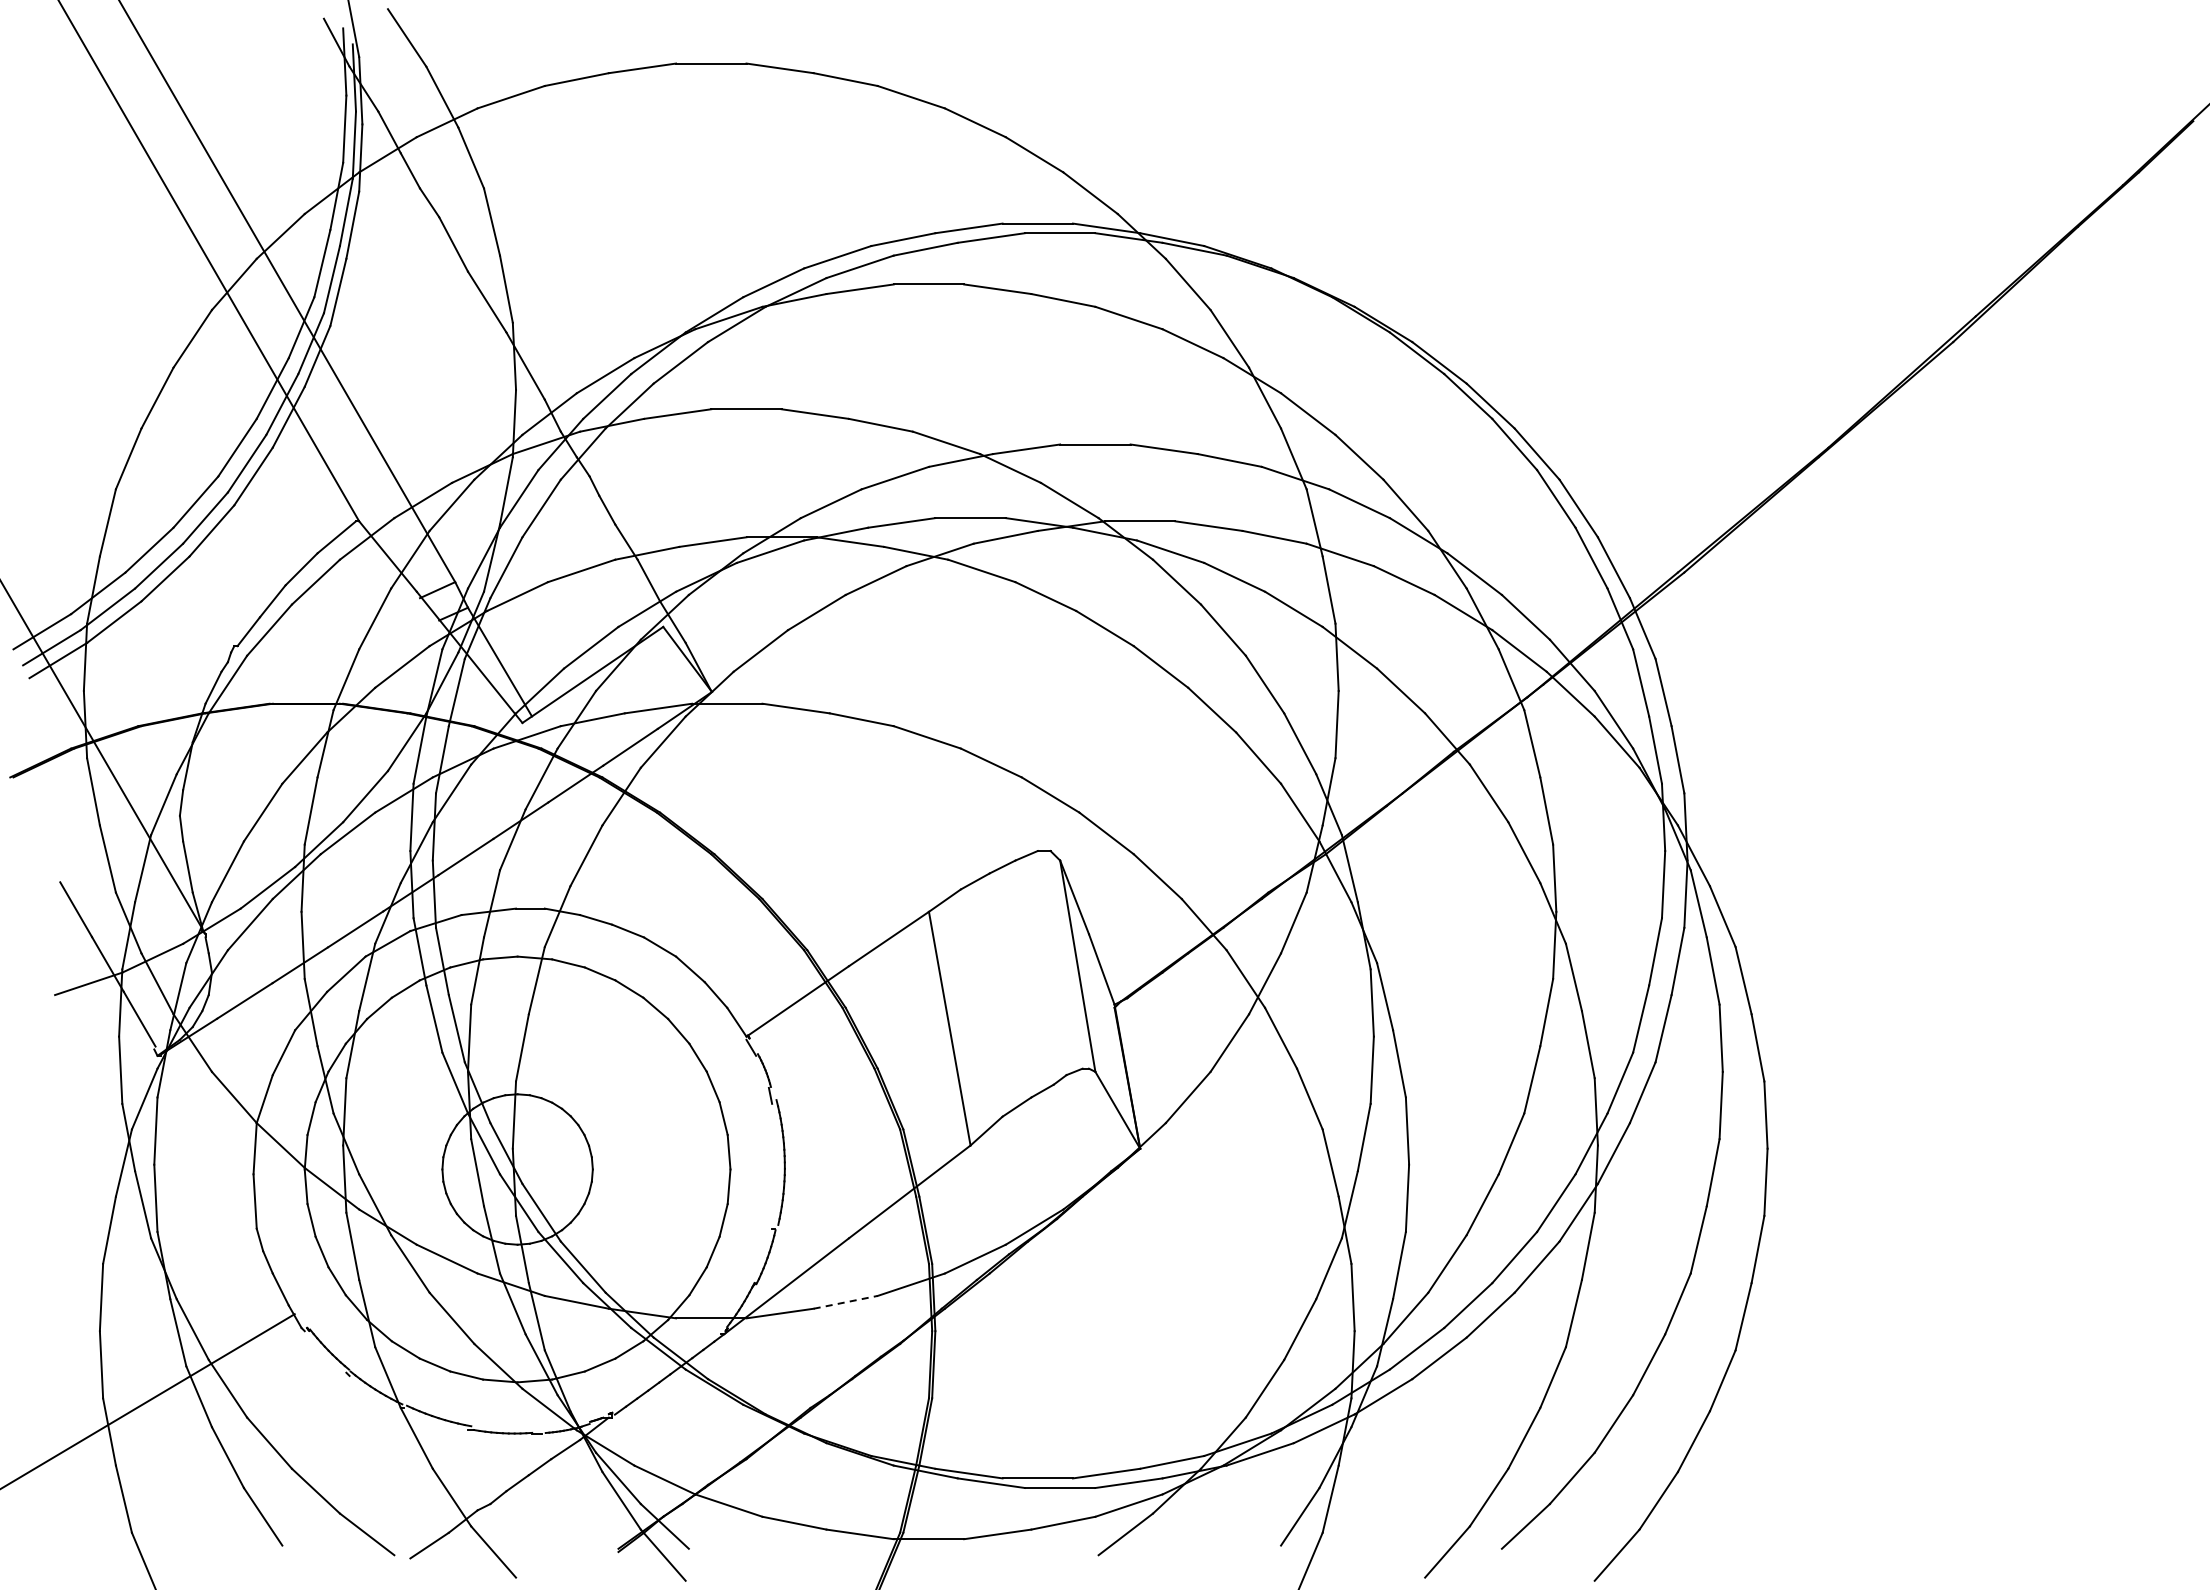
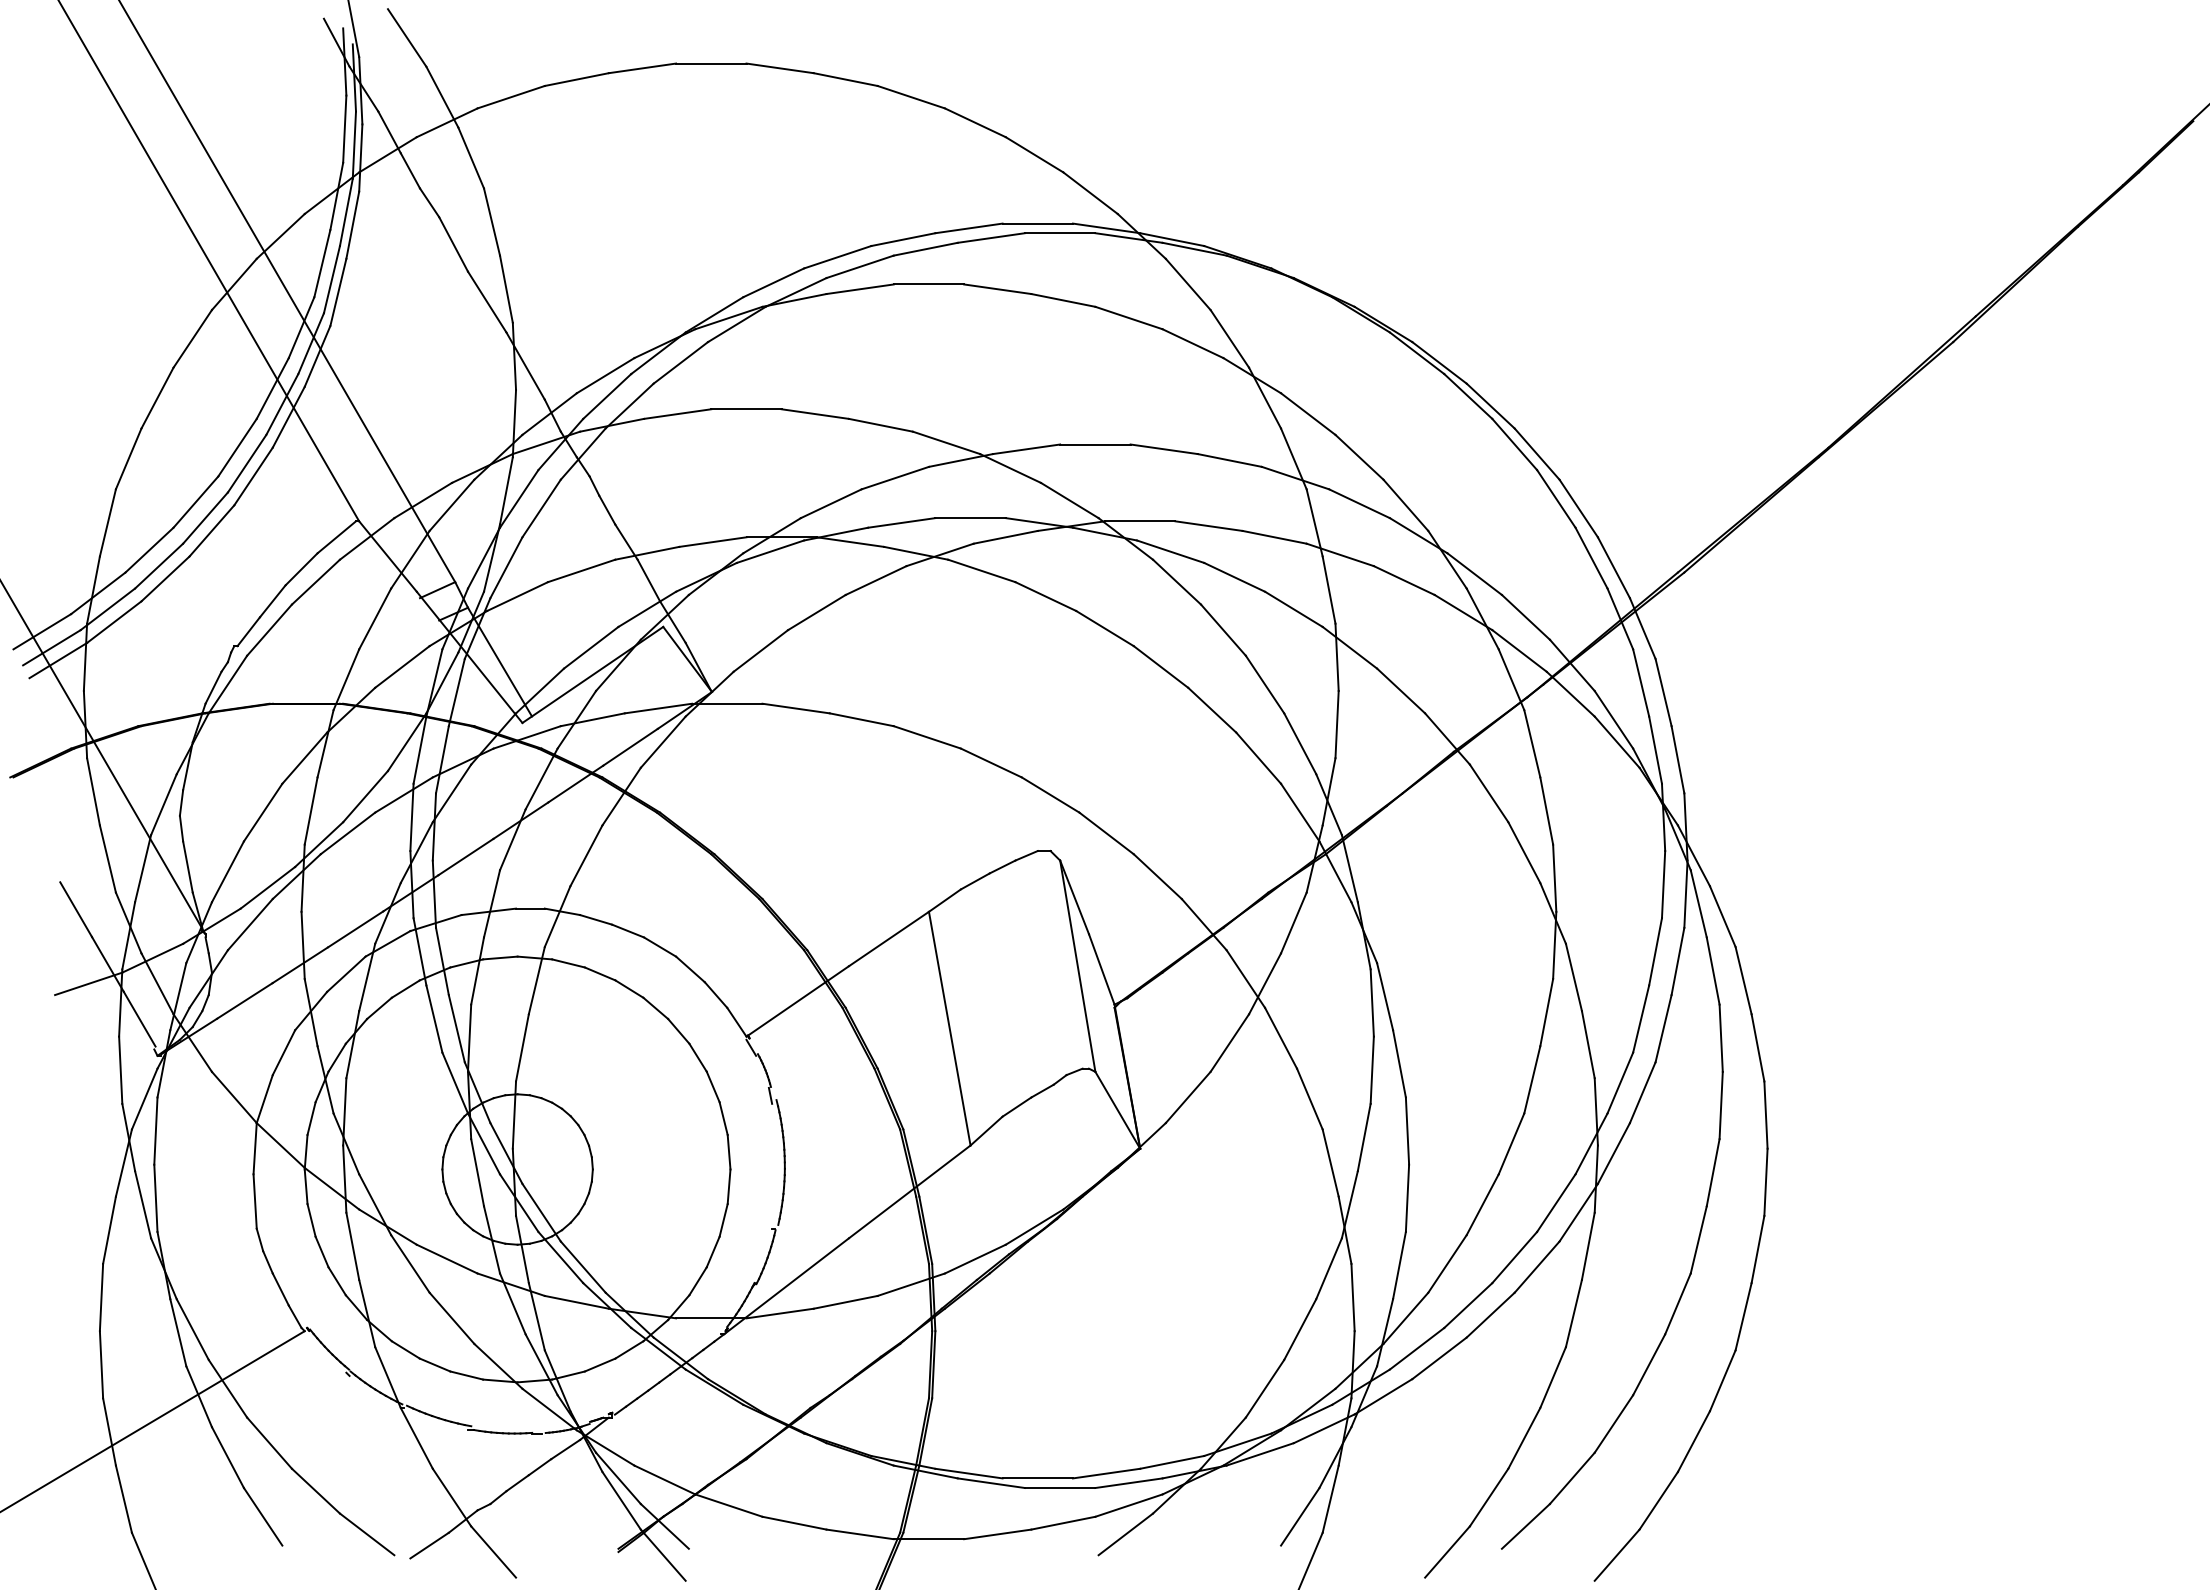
line: dashed -> solid (845, 1302)
line position: (148, 1400) -> (153, 1421) (153, 1421)
